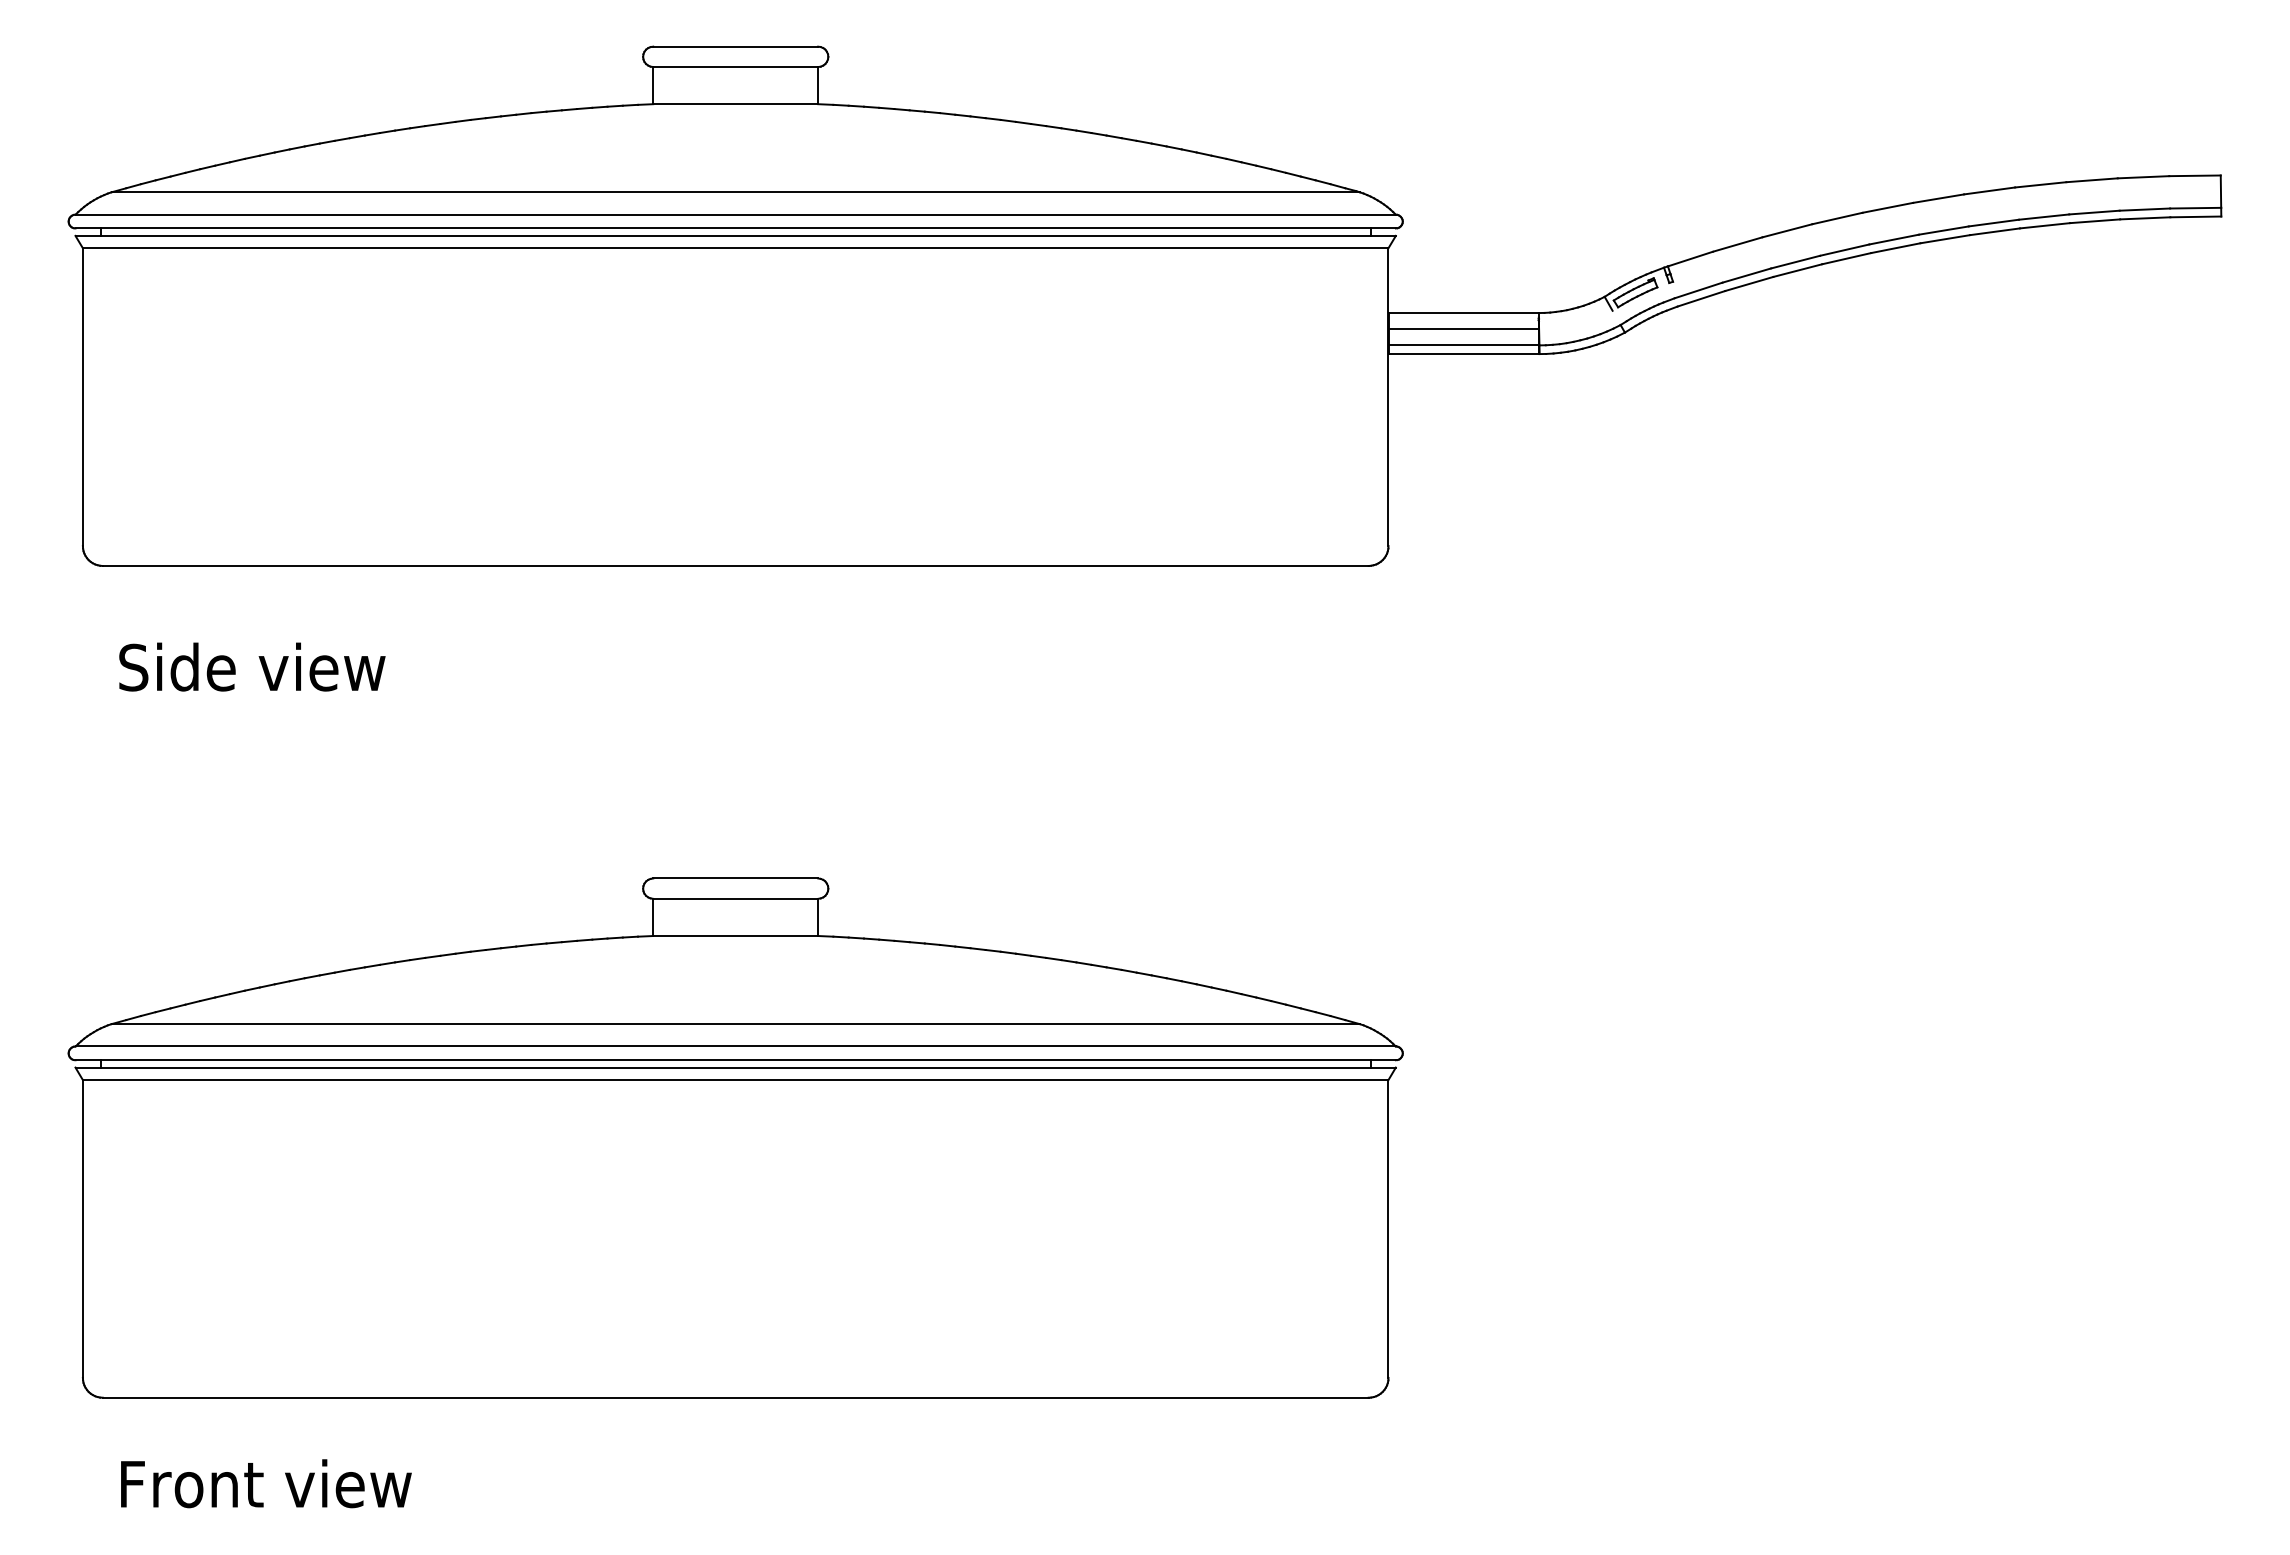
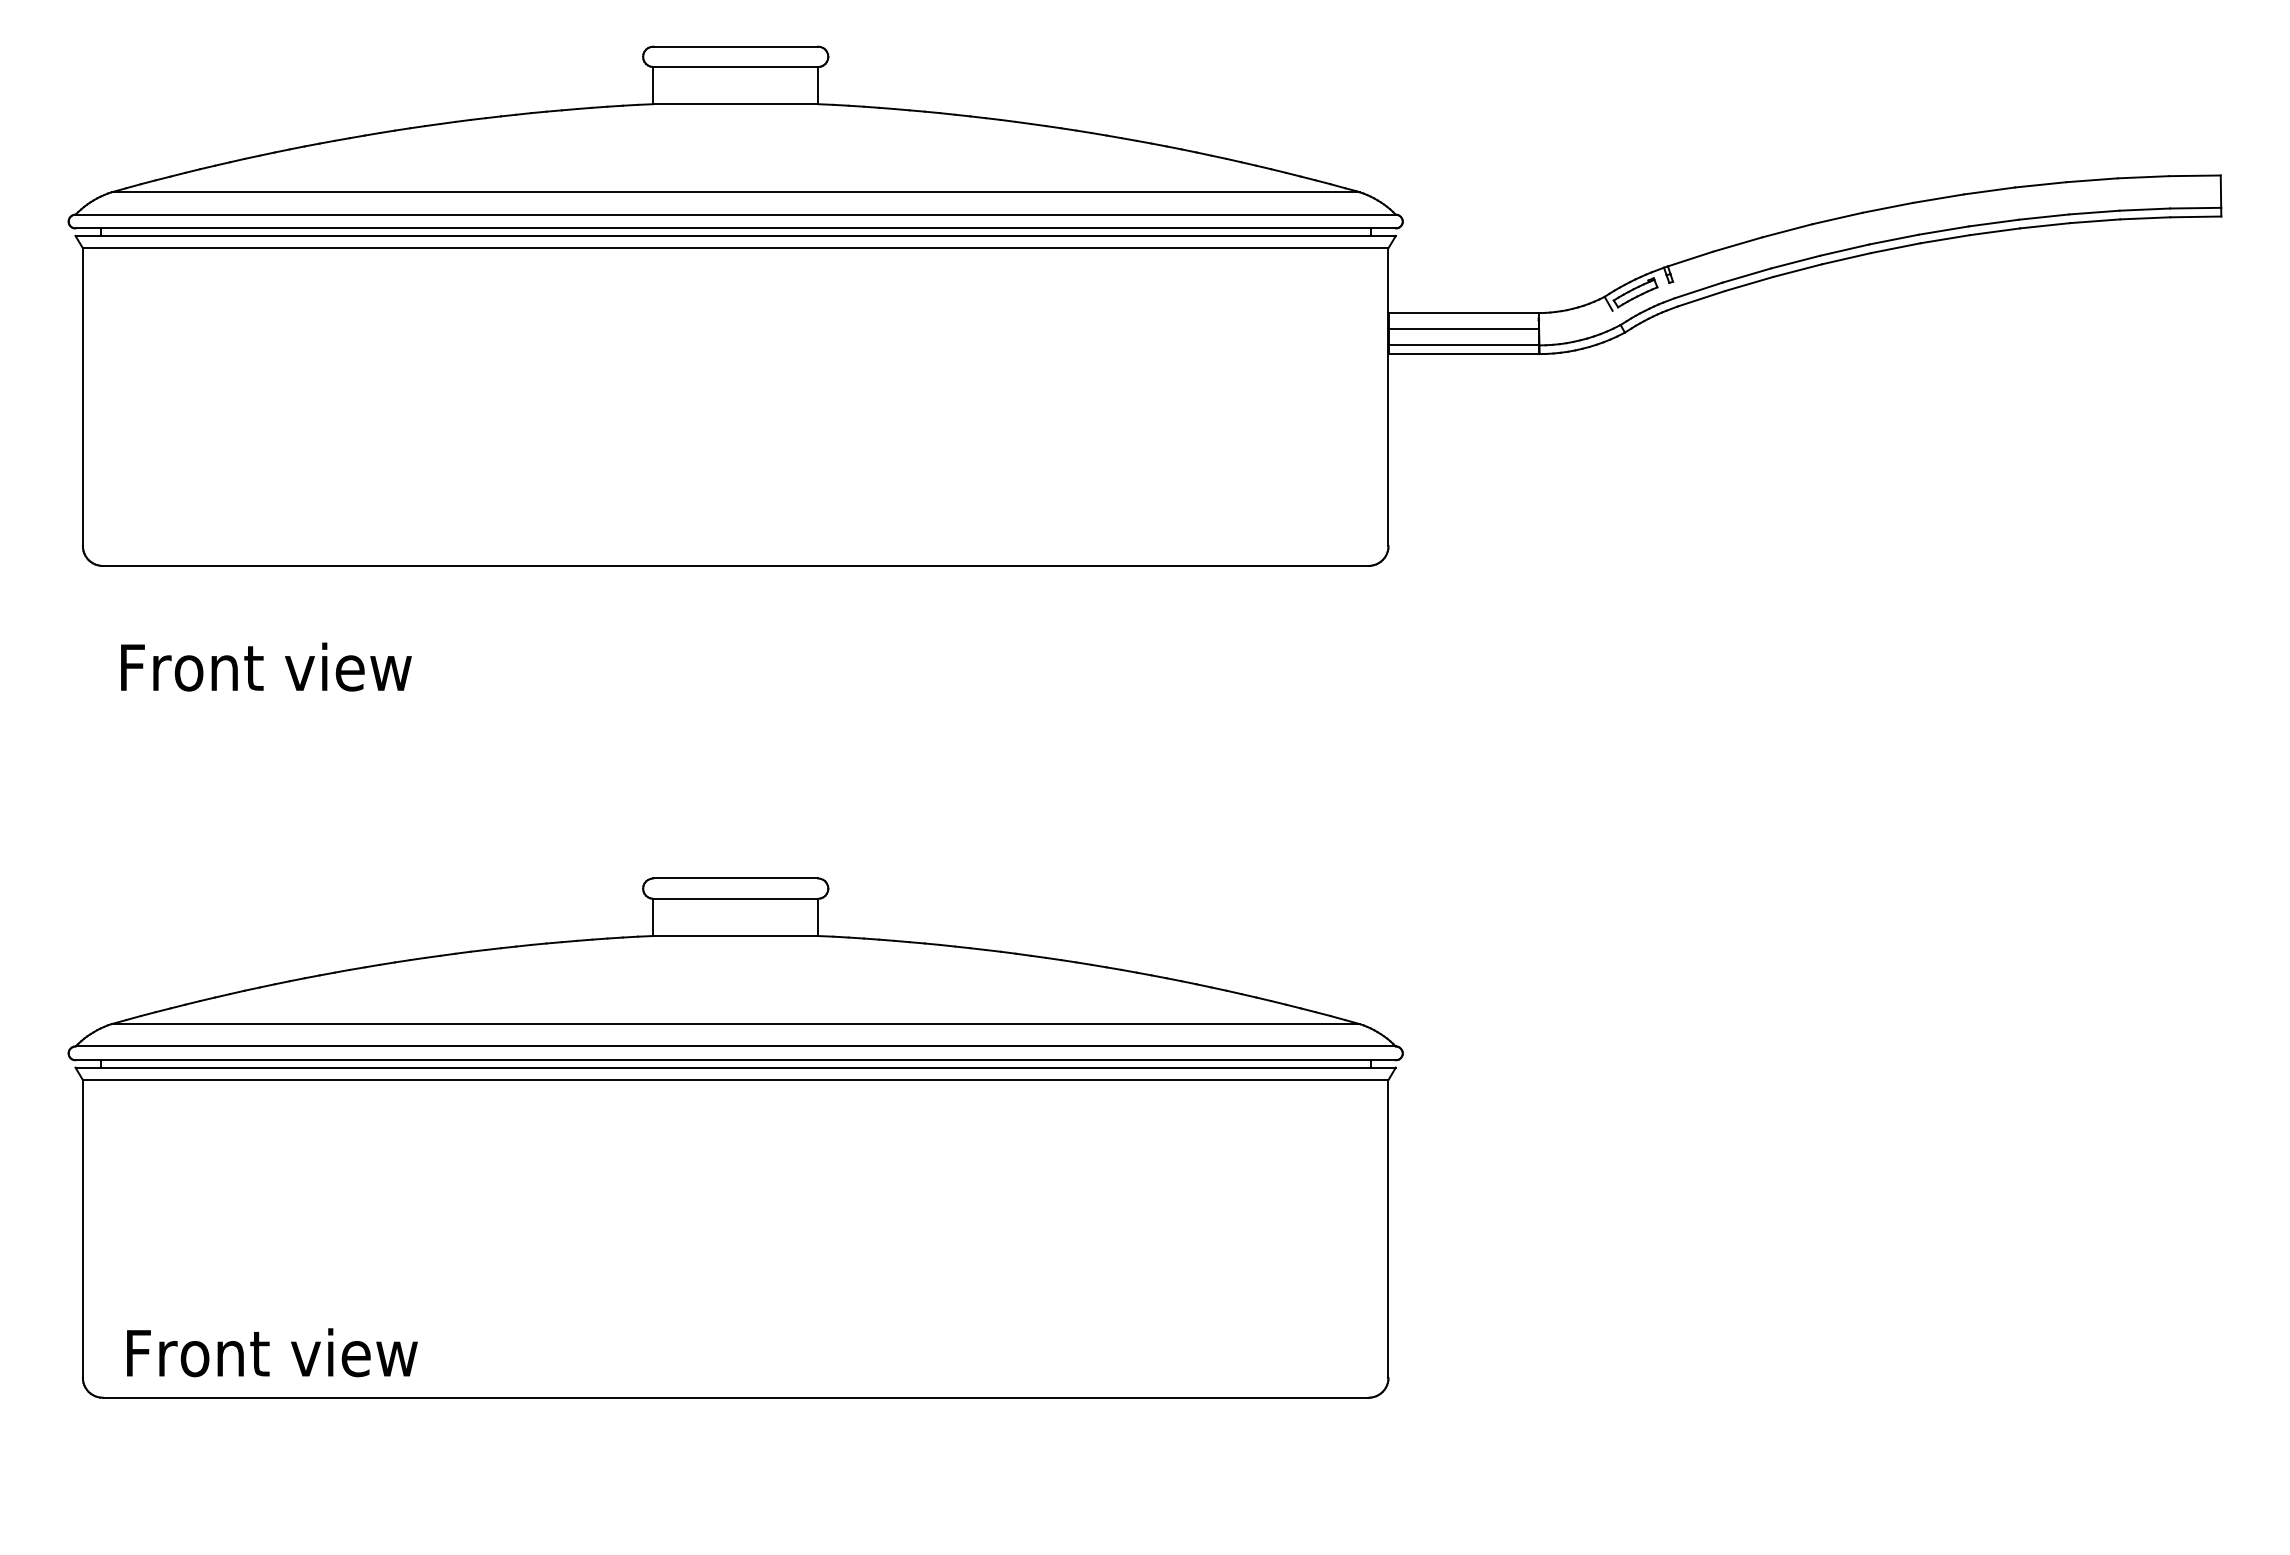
text: Side view -> Front view (265, 666)
text position: (266, 1483) -> (272, 1352) (272, 1352)
